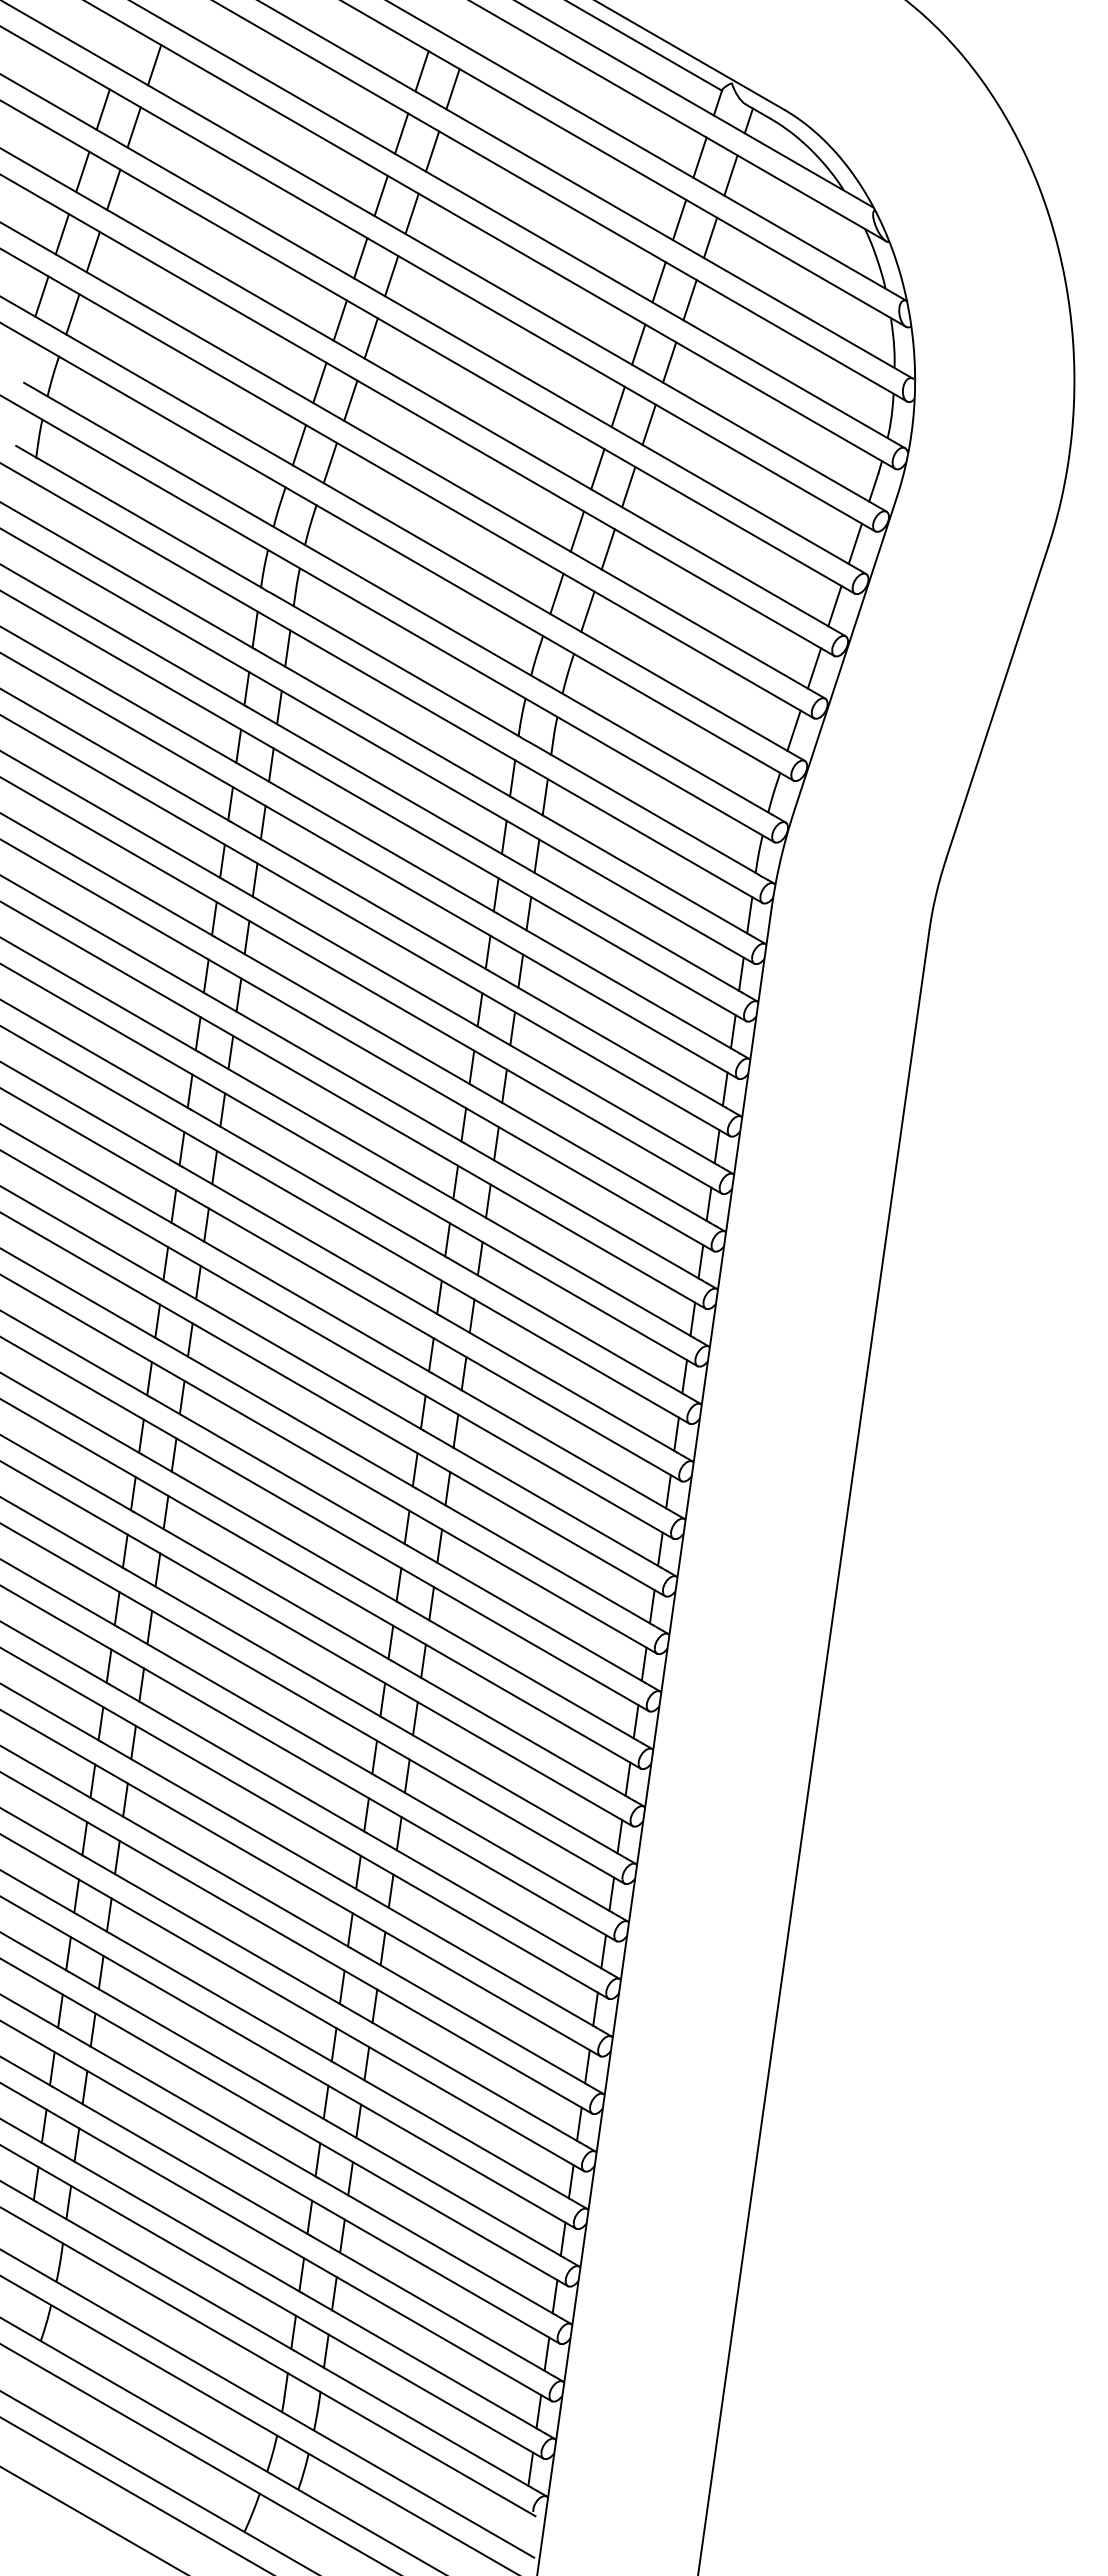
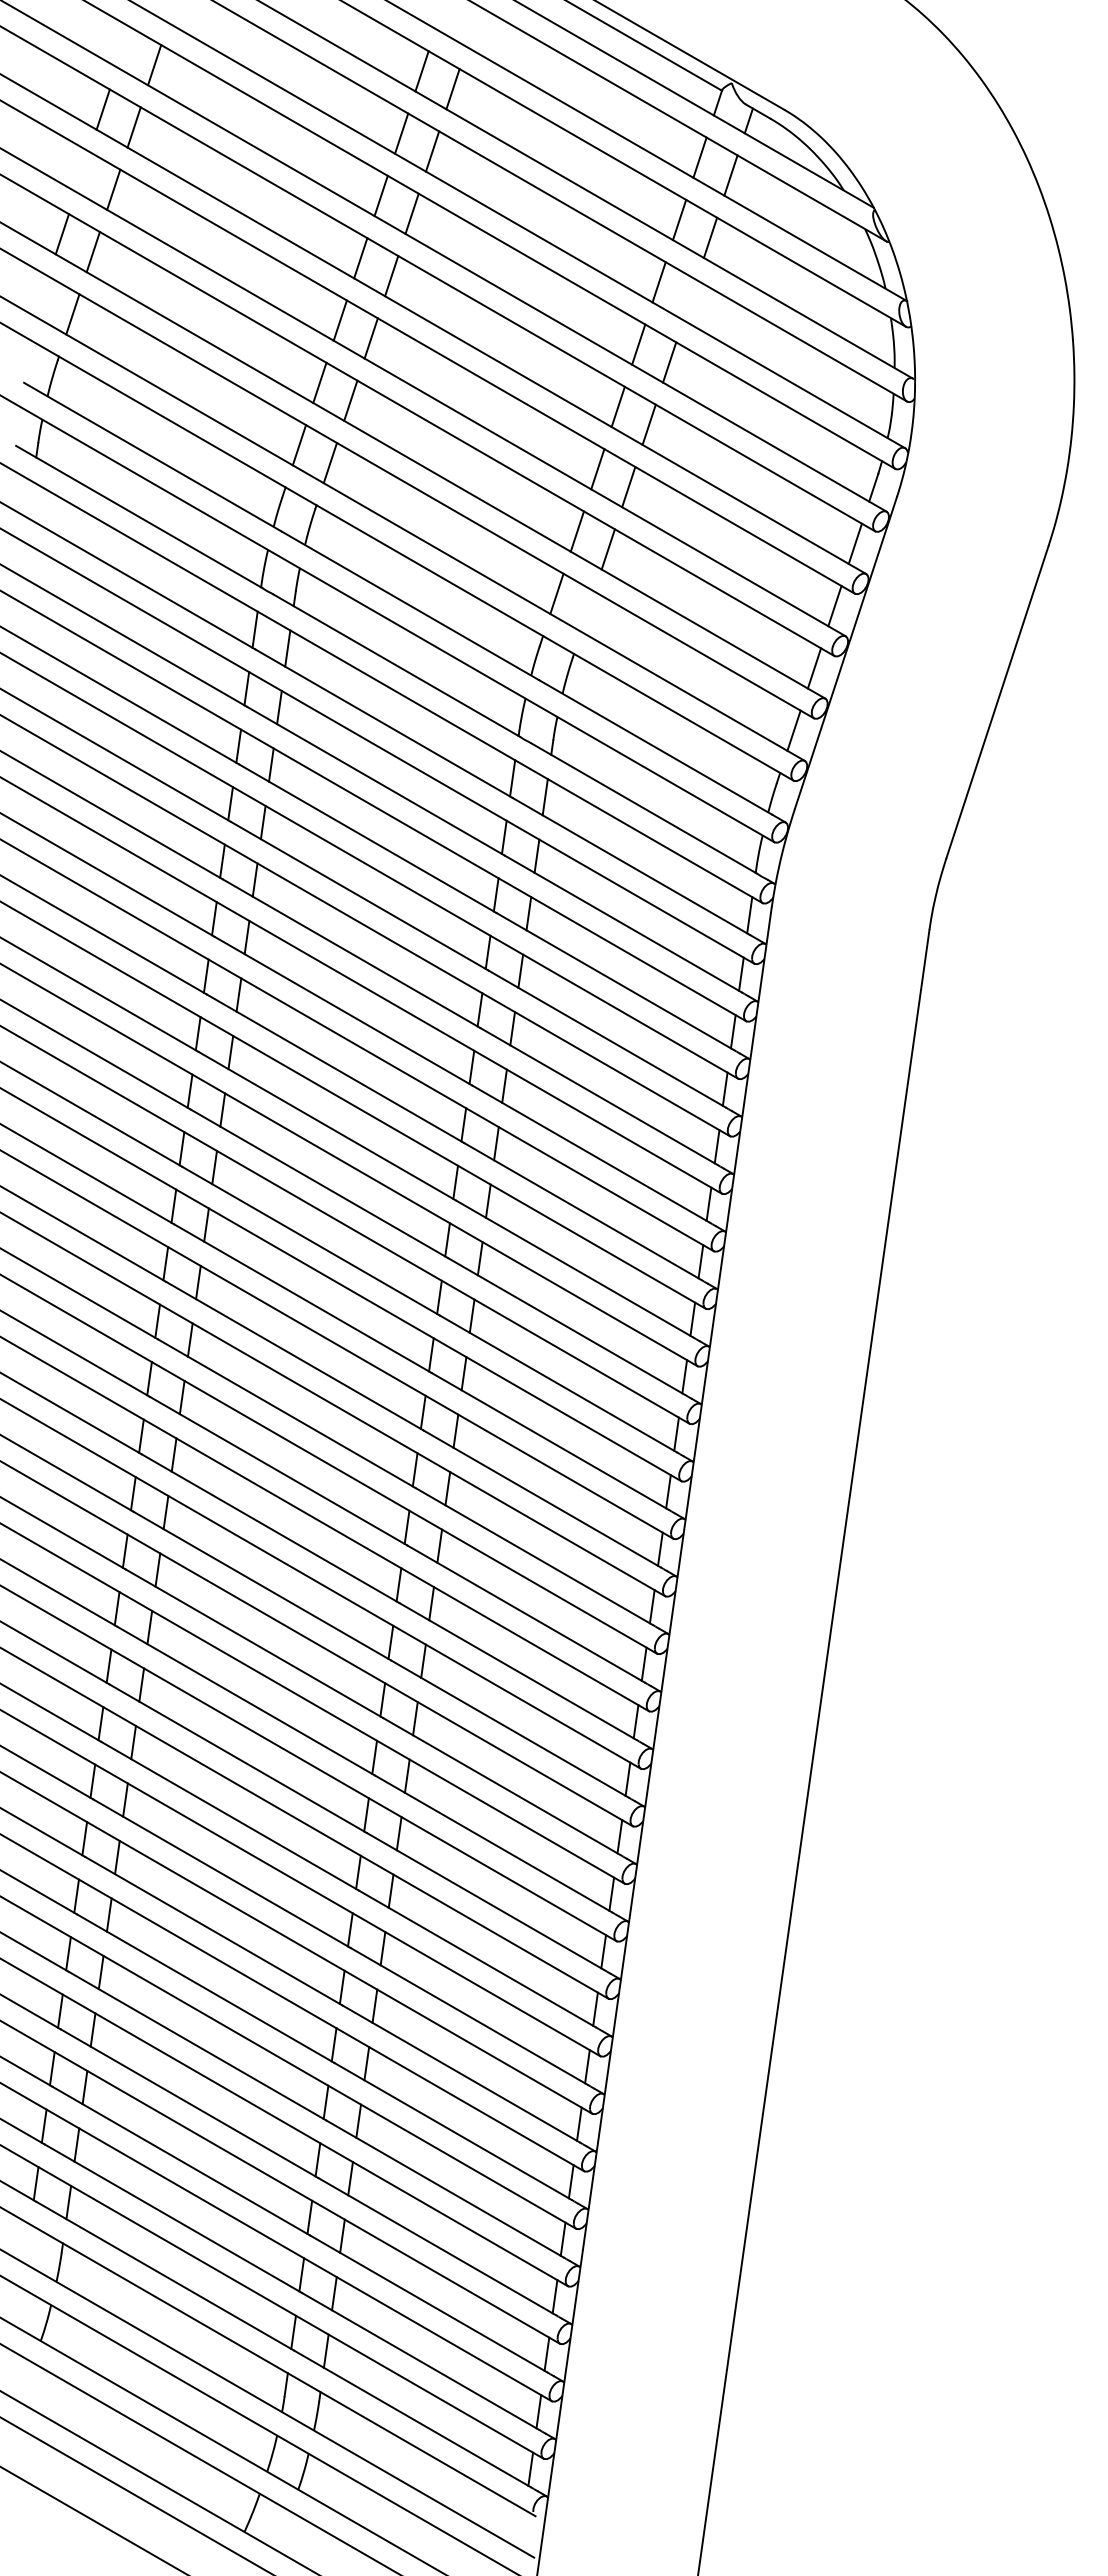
line: present -> none (82, 171)
line: present -> none (41, 296)
line: present -> none (689, 300)
line: present -> none (587, 611)
